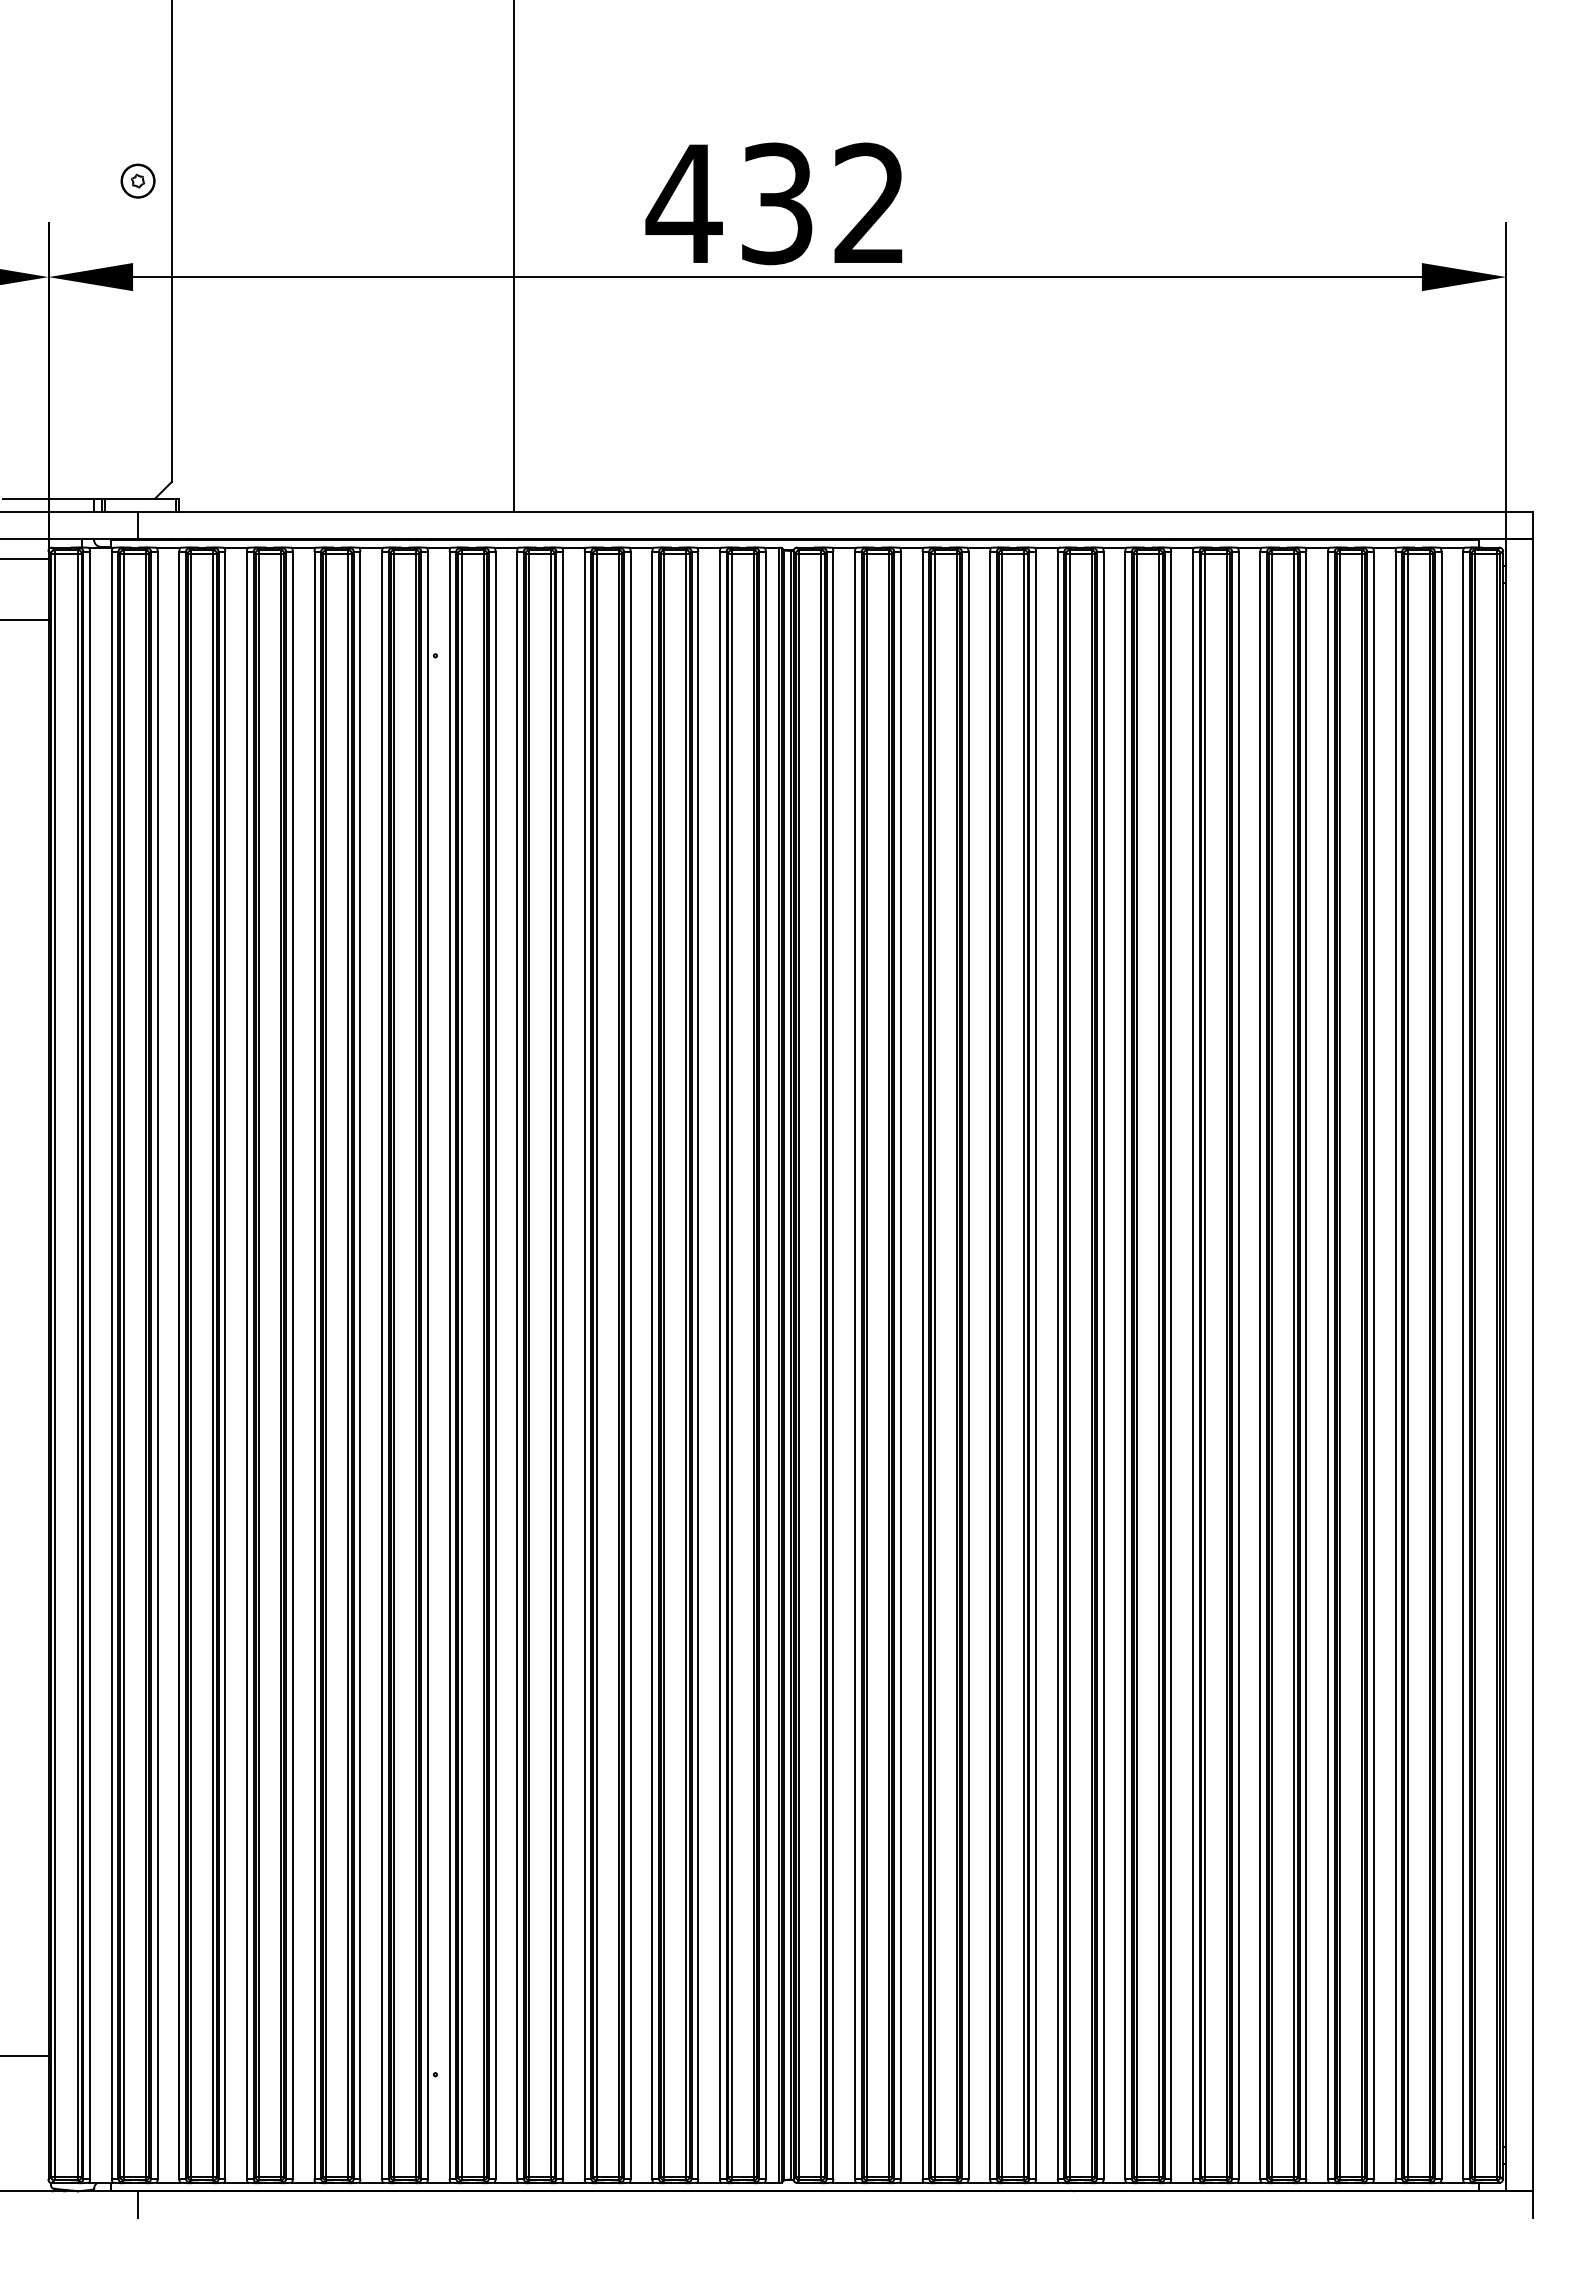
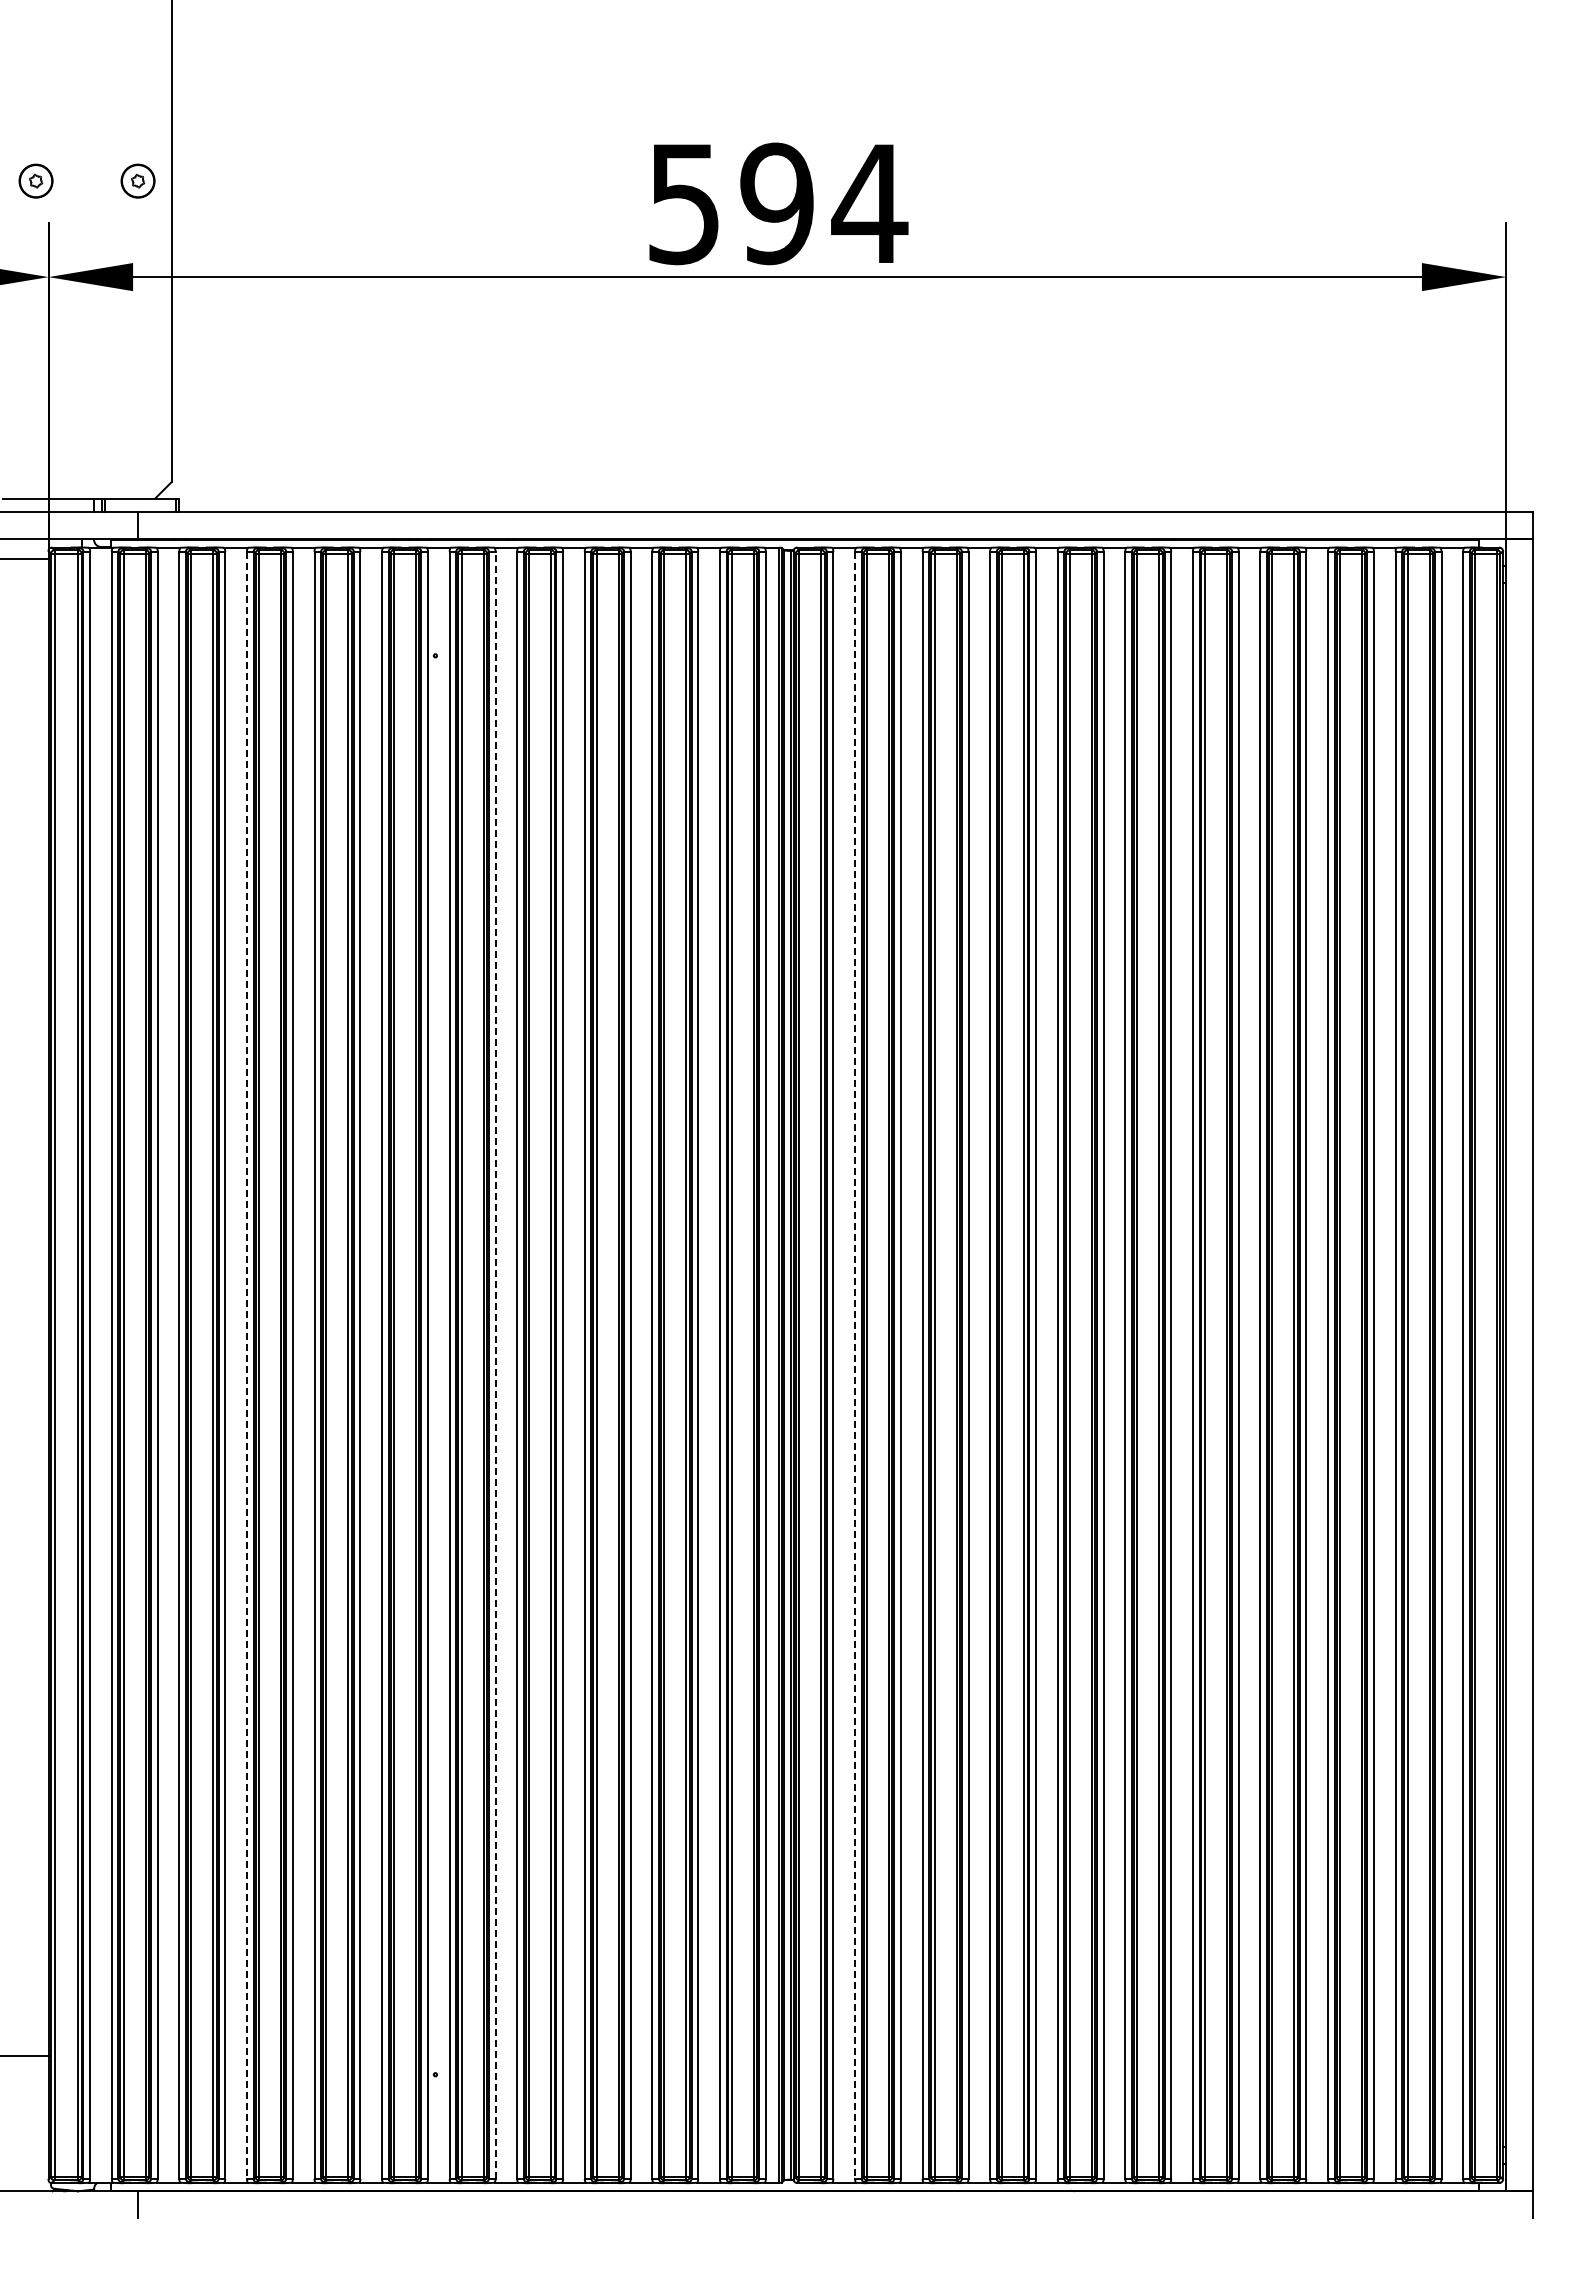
part: none -> present (35, 180)
text: 432 -> 594 (776, 203)
line: present -> none (513, 257)
line: present -> none (25, 620)
line: solid -> dashed (246, 1365)
line: solid -> dashed (495, 1365)
line: solid -> dashed (855, 1365)
